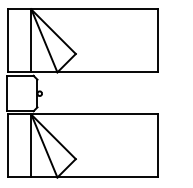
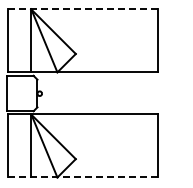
line: solid -> dashed (83, 9)
line: solid -> dashed (82, 177)
